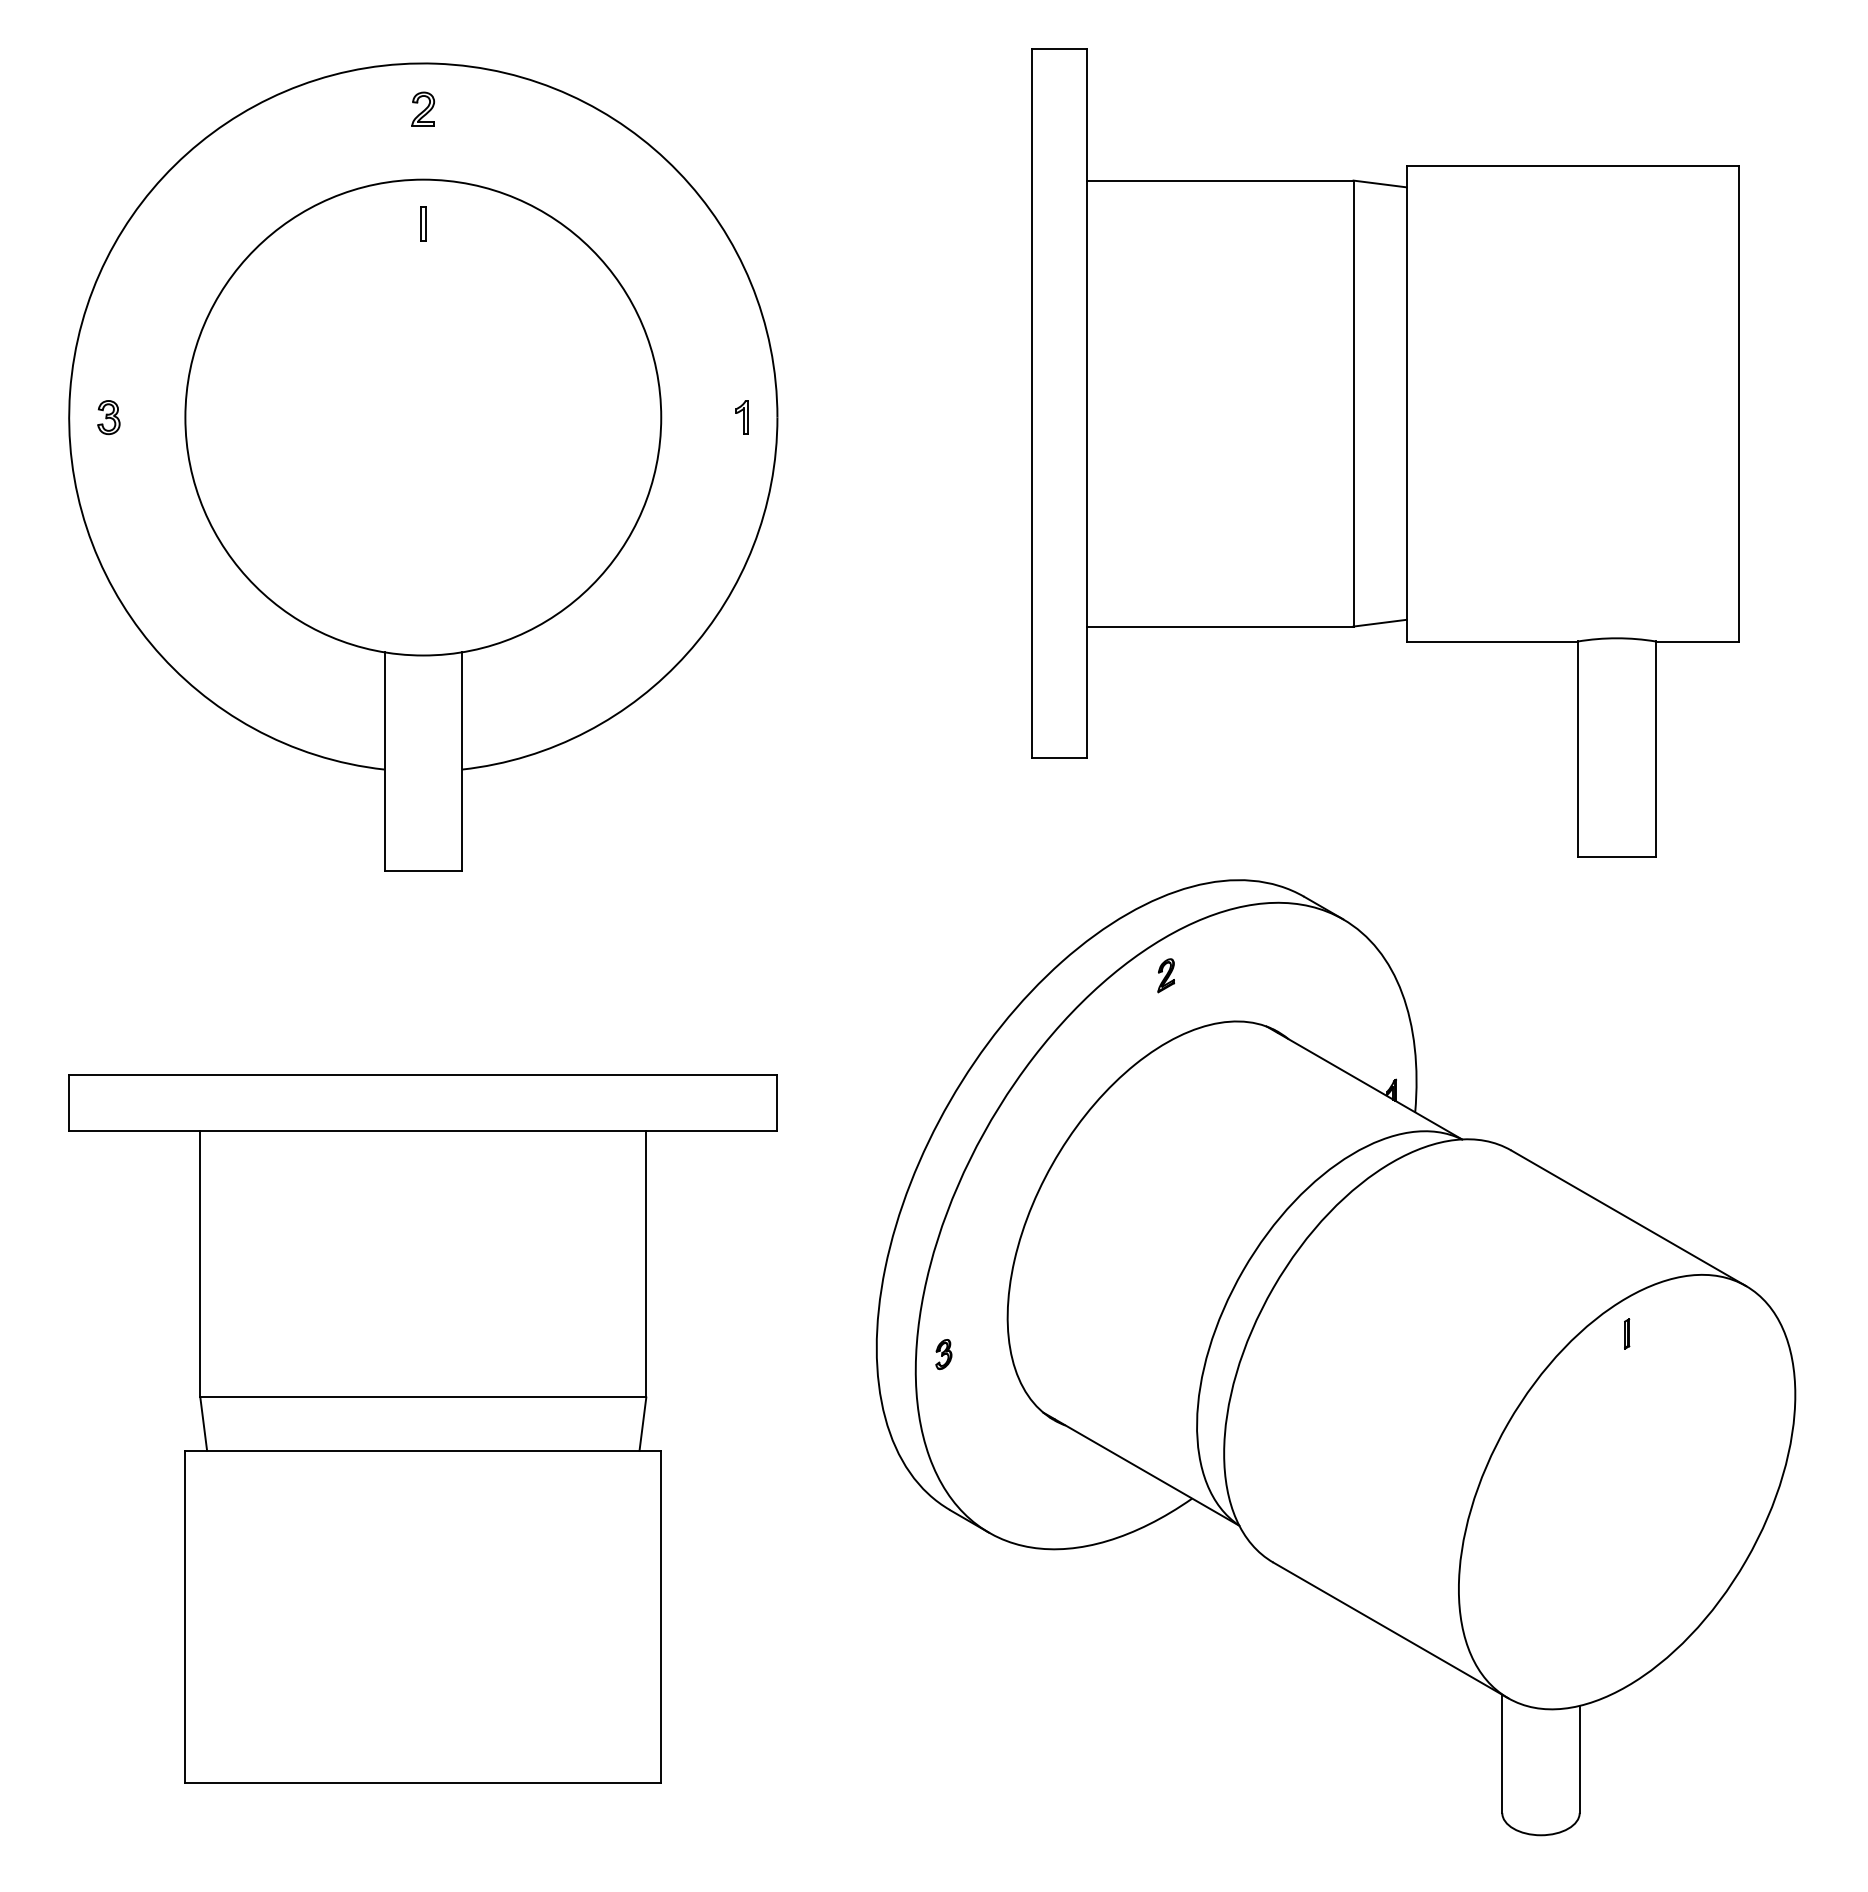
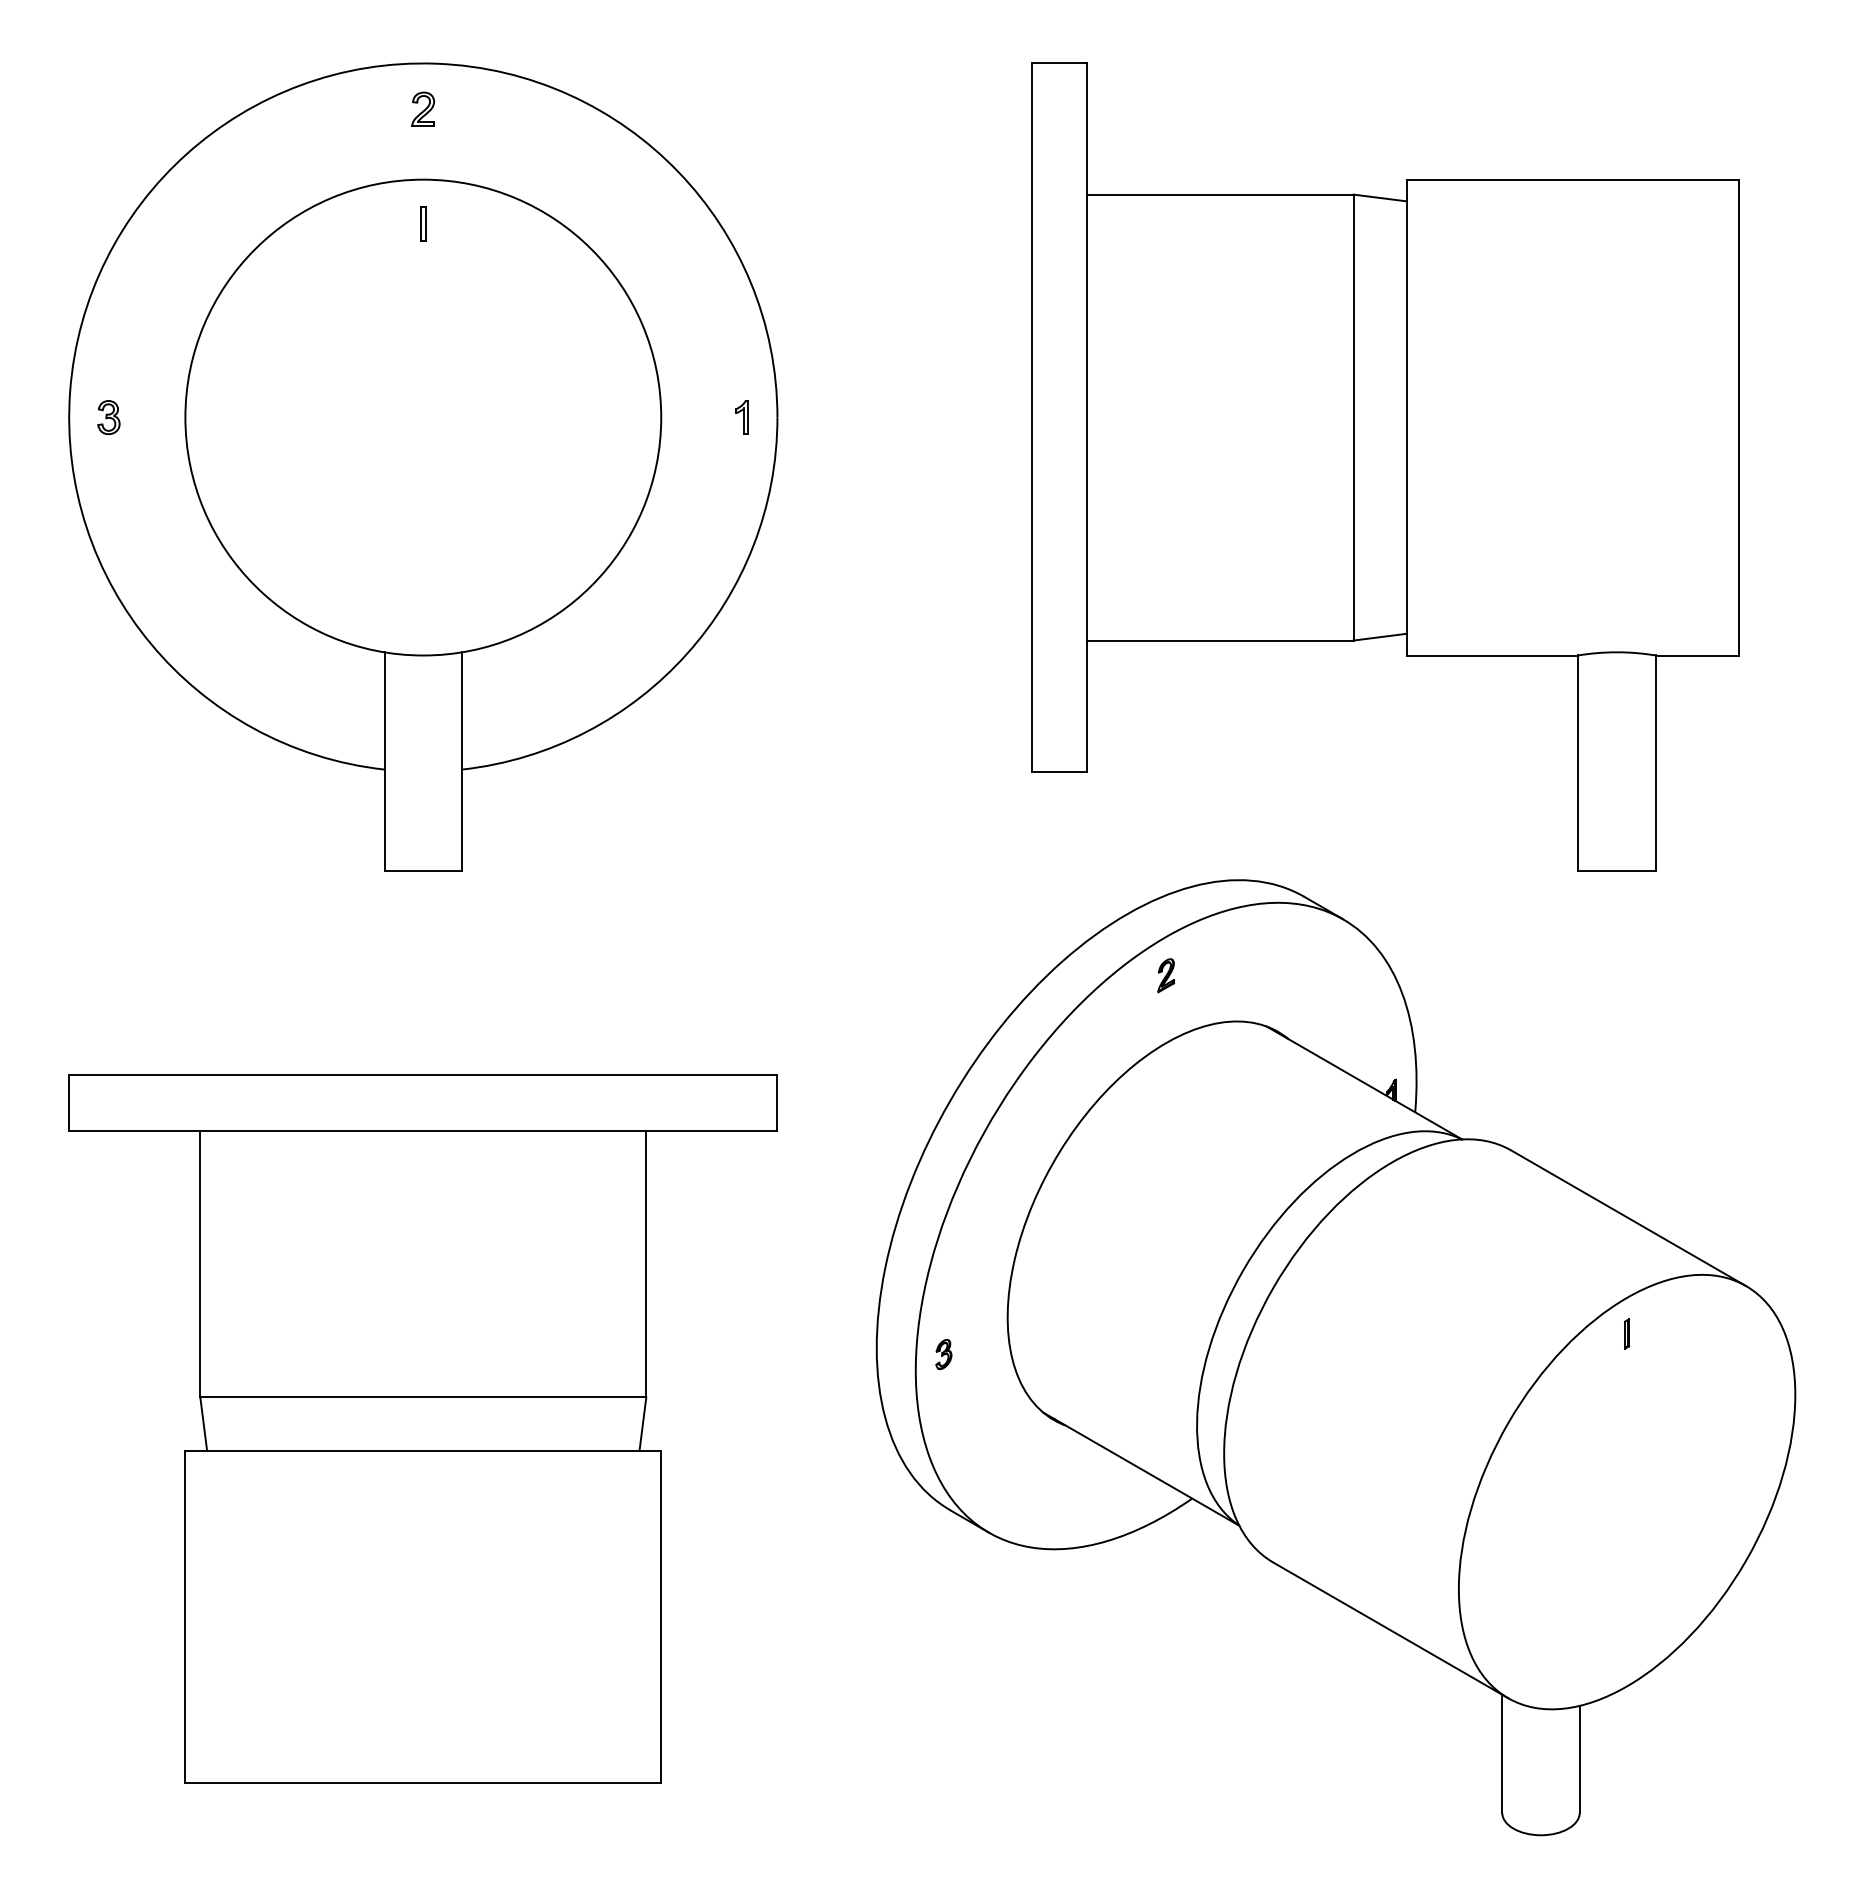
part position: (1385, 452) -> (1385, 466) (1385, 466)
